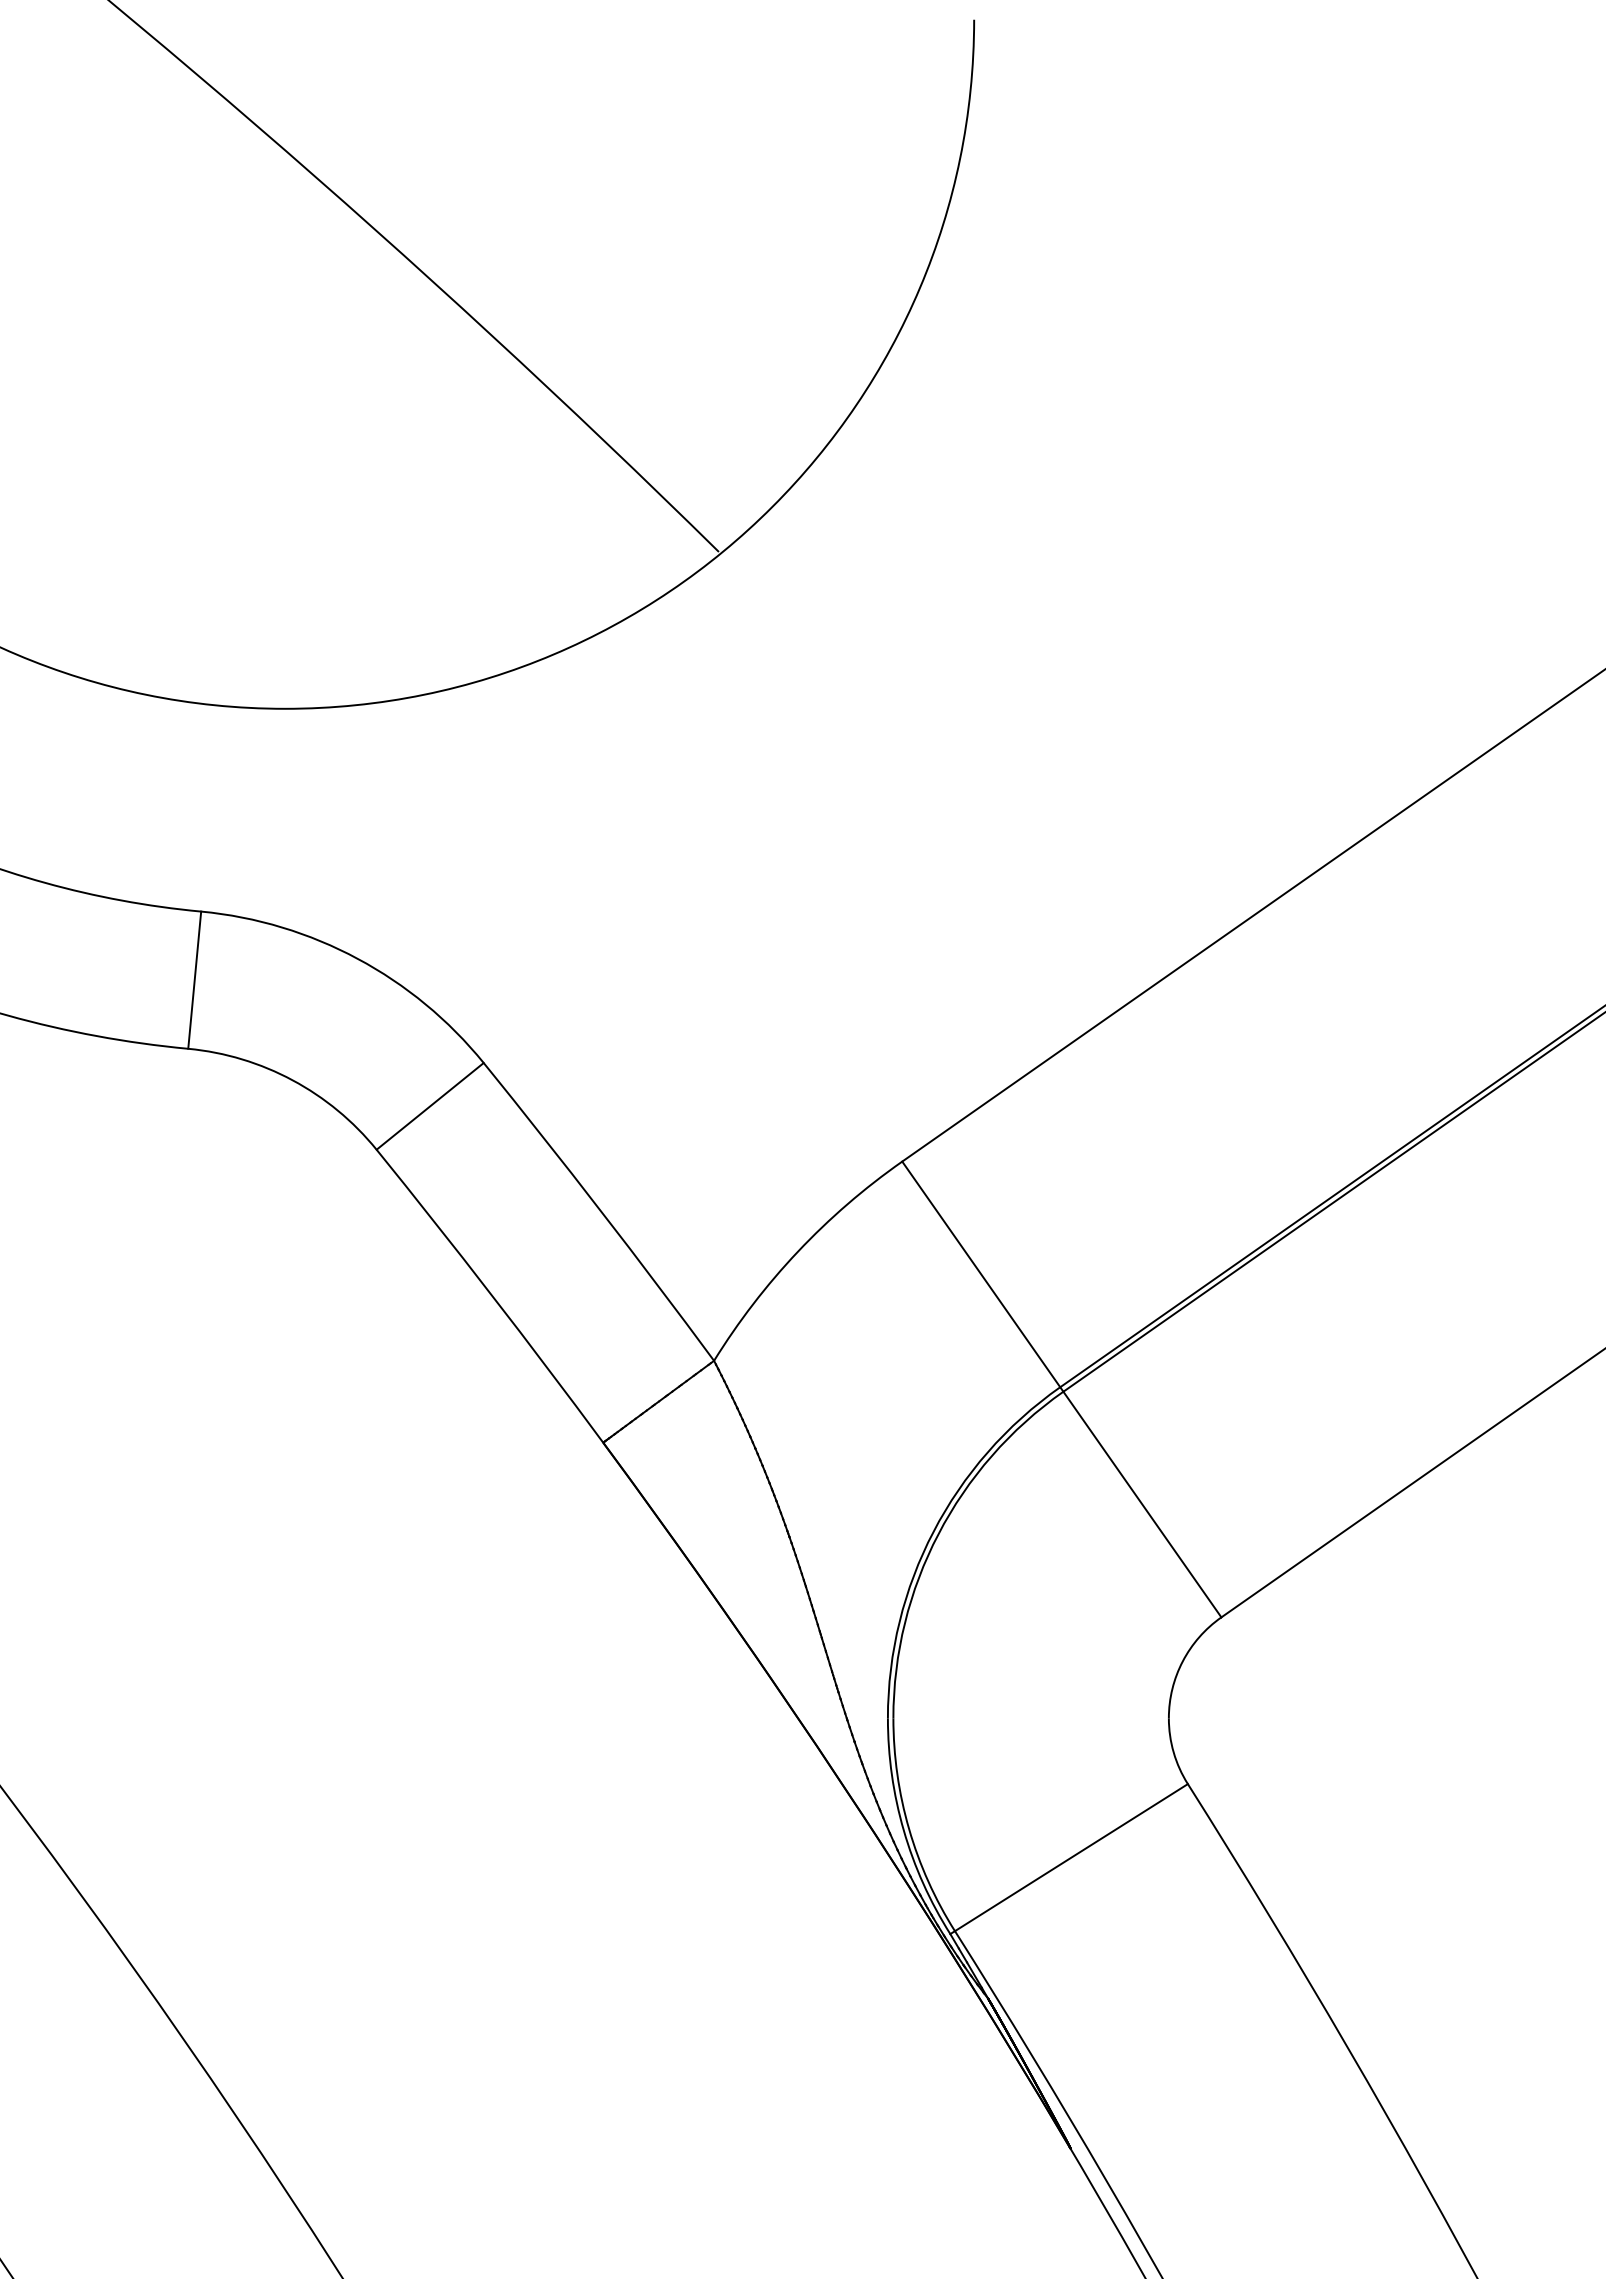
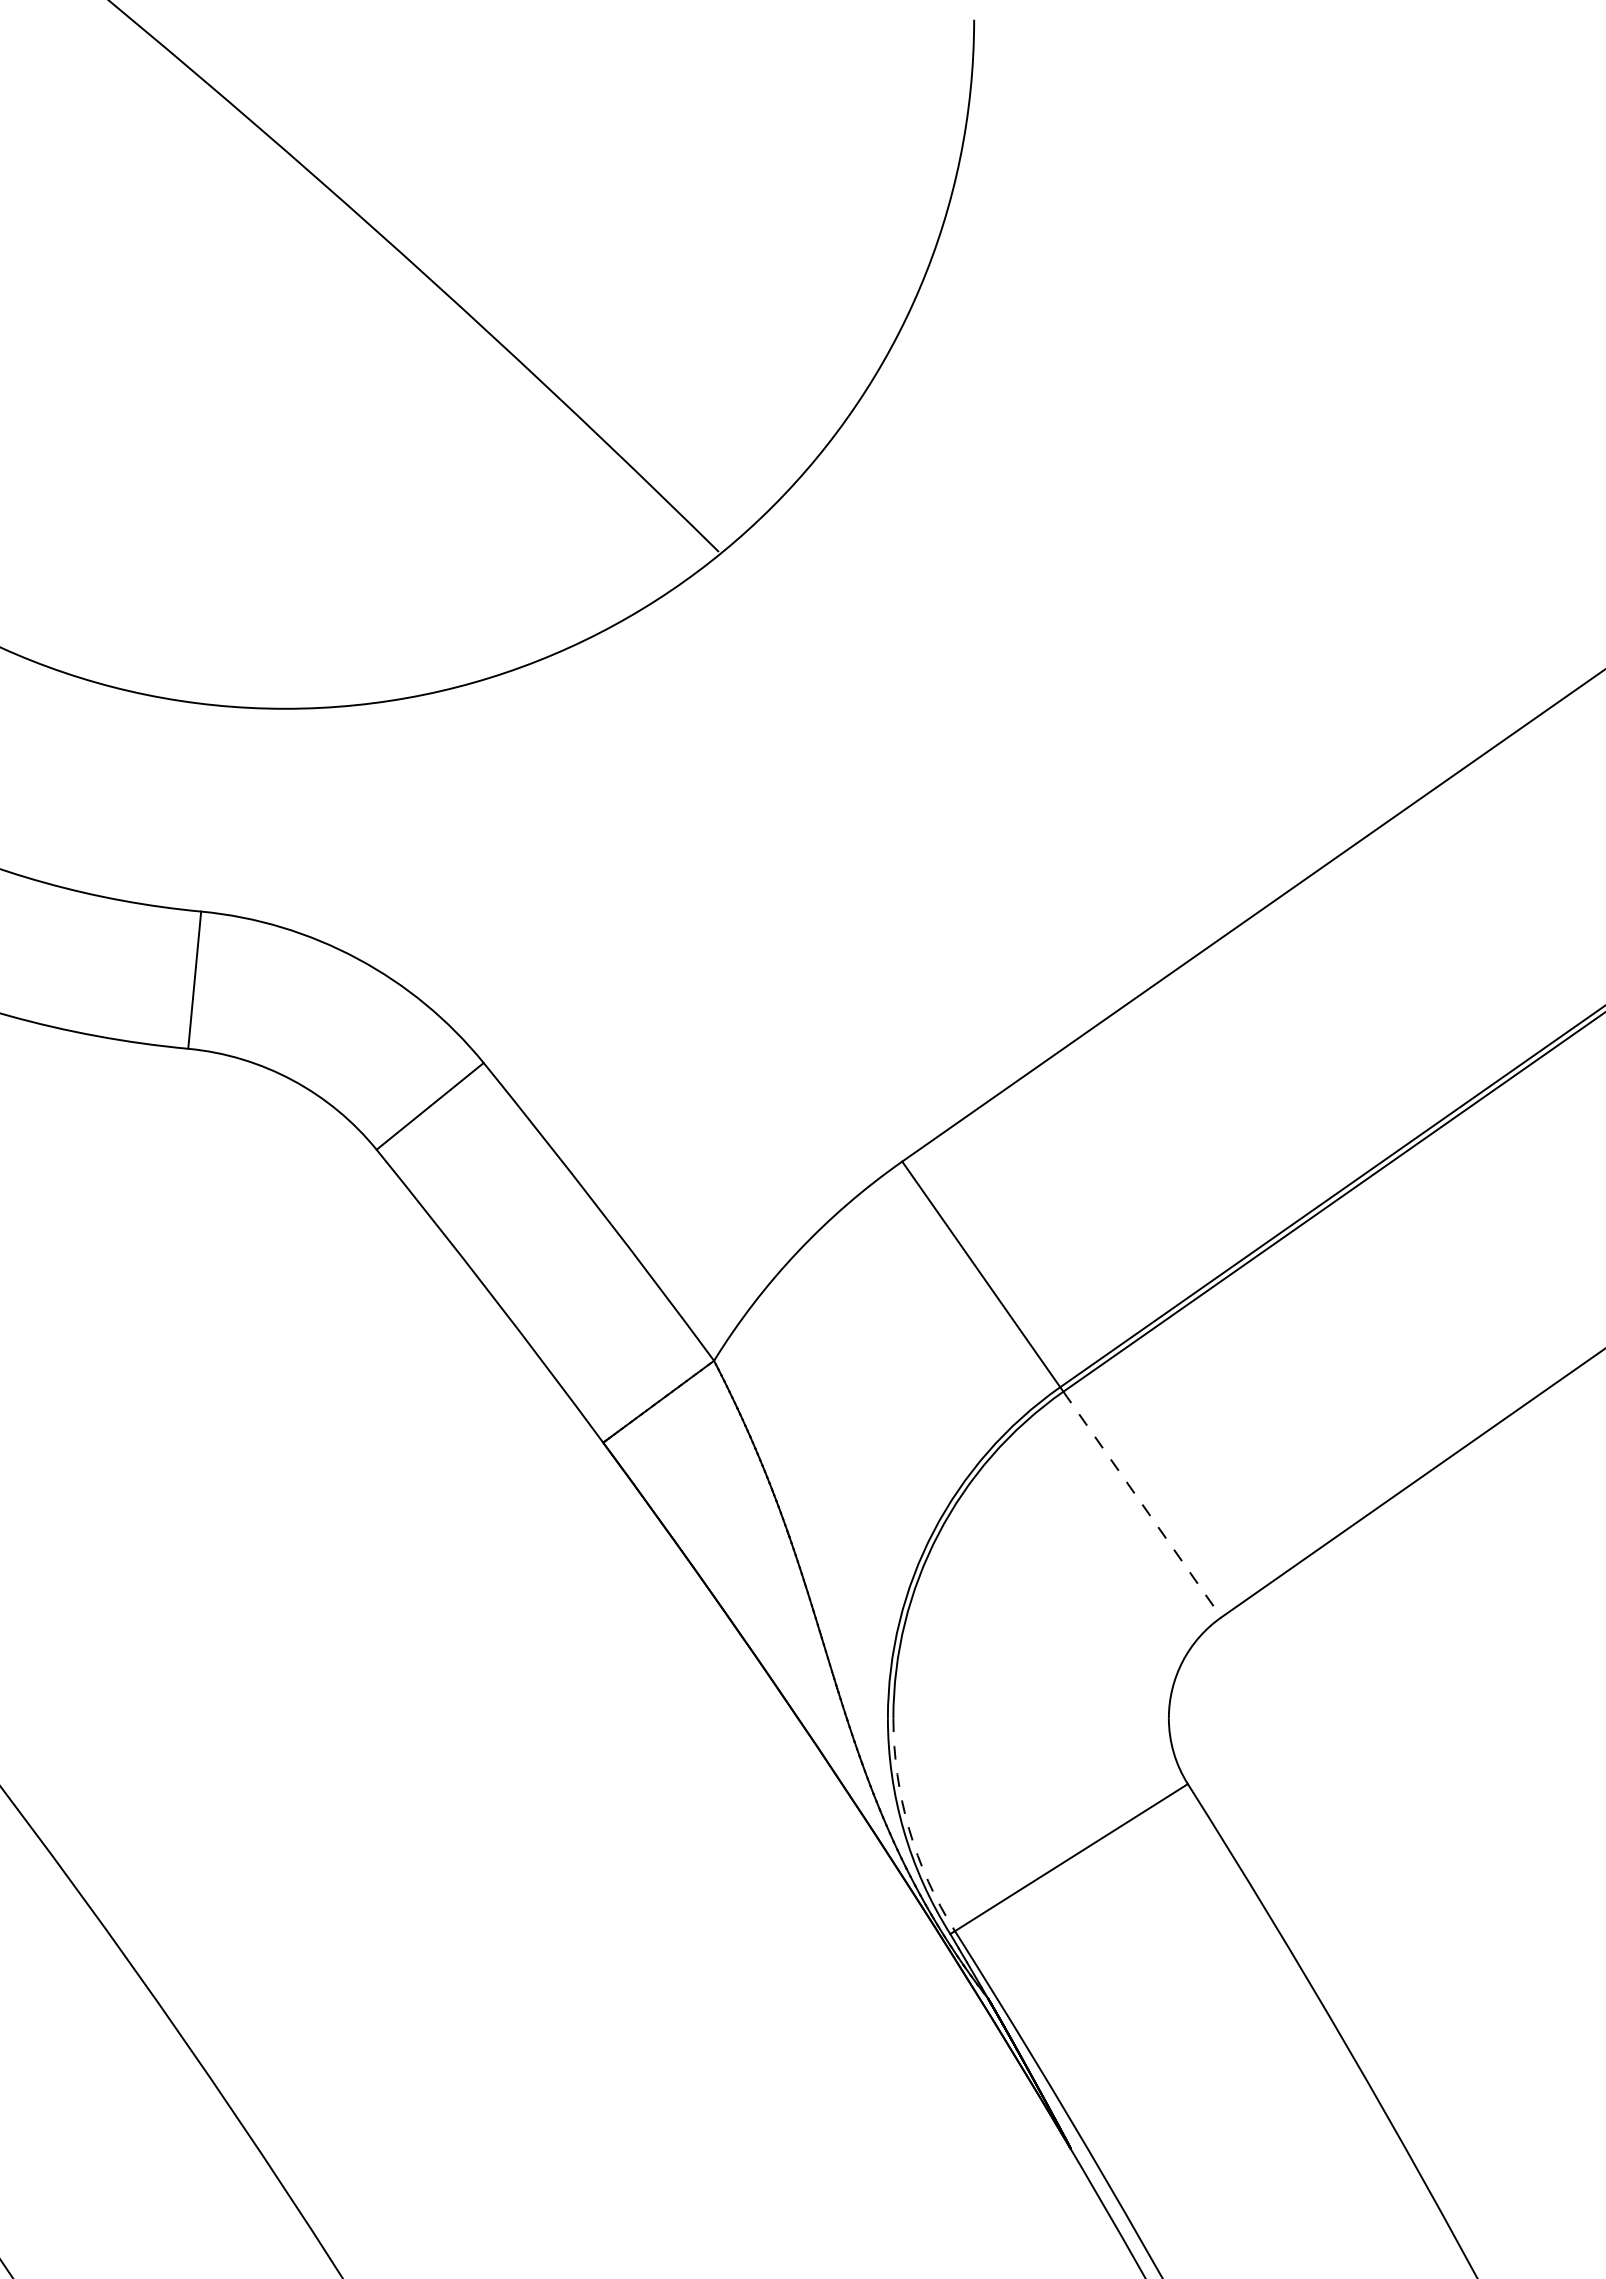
line: solid -> dashed (1142, 1504)
arc: solid -> dashed (909, 1829)
